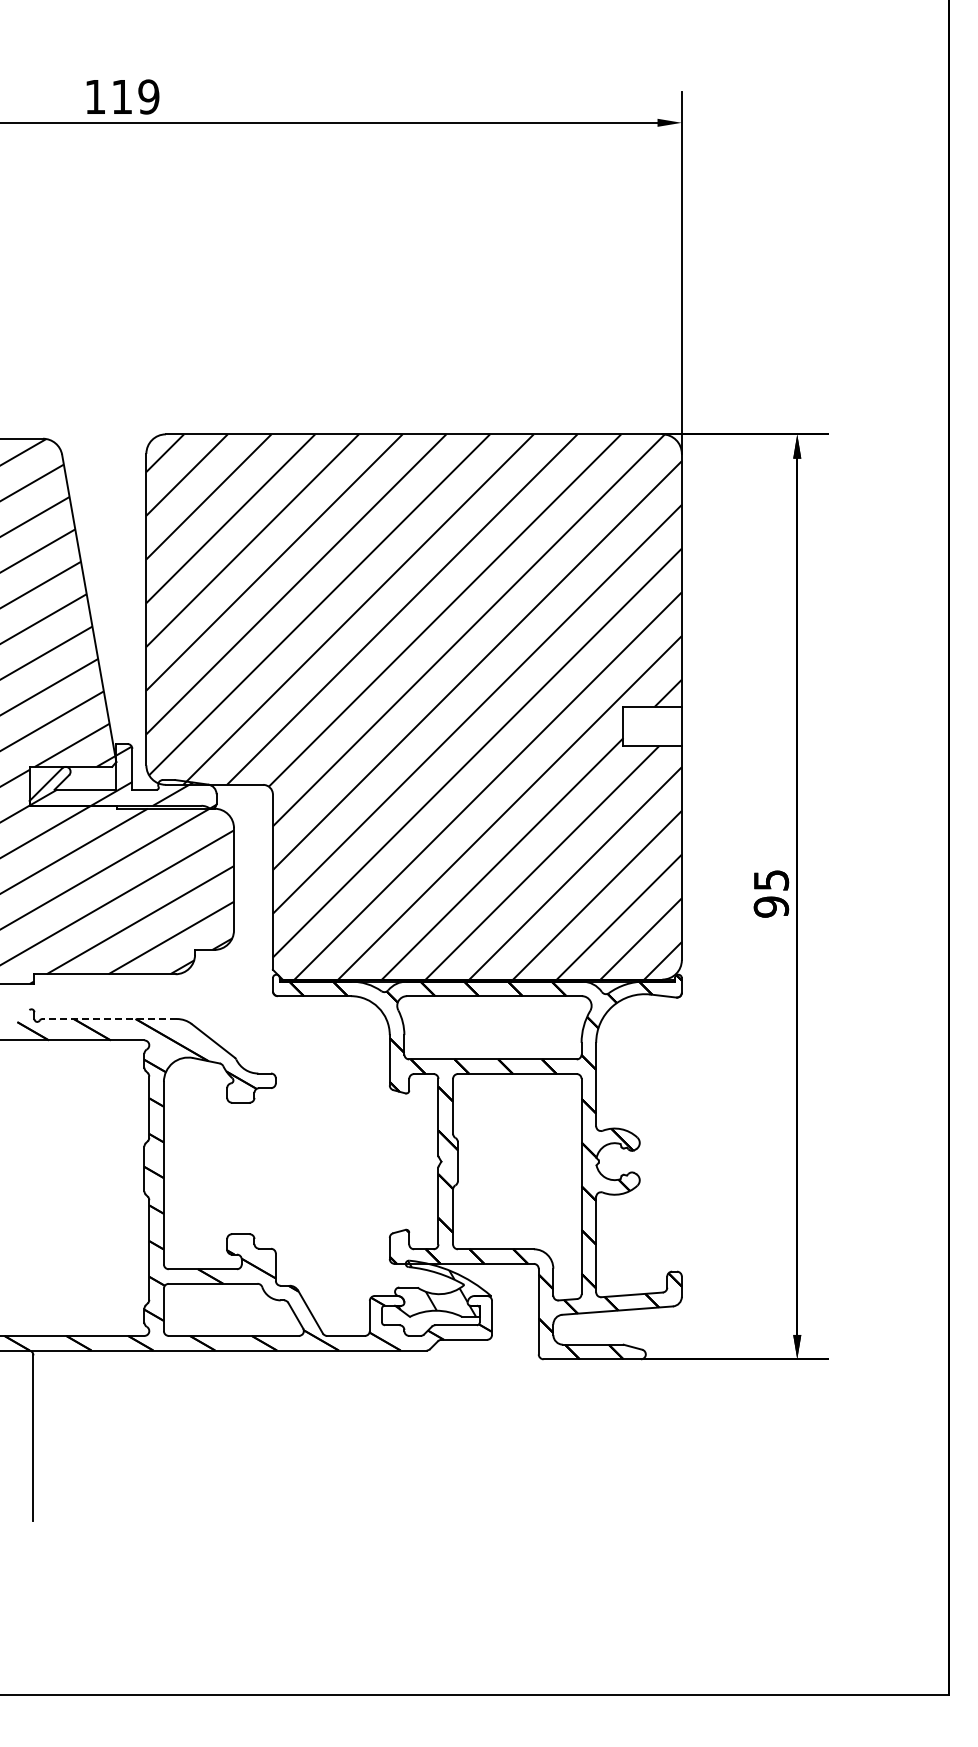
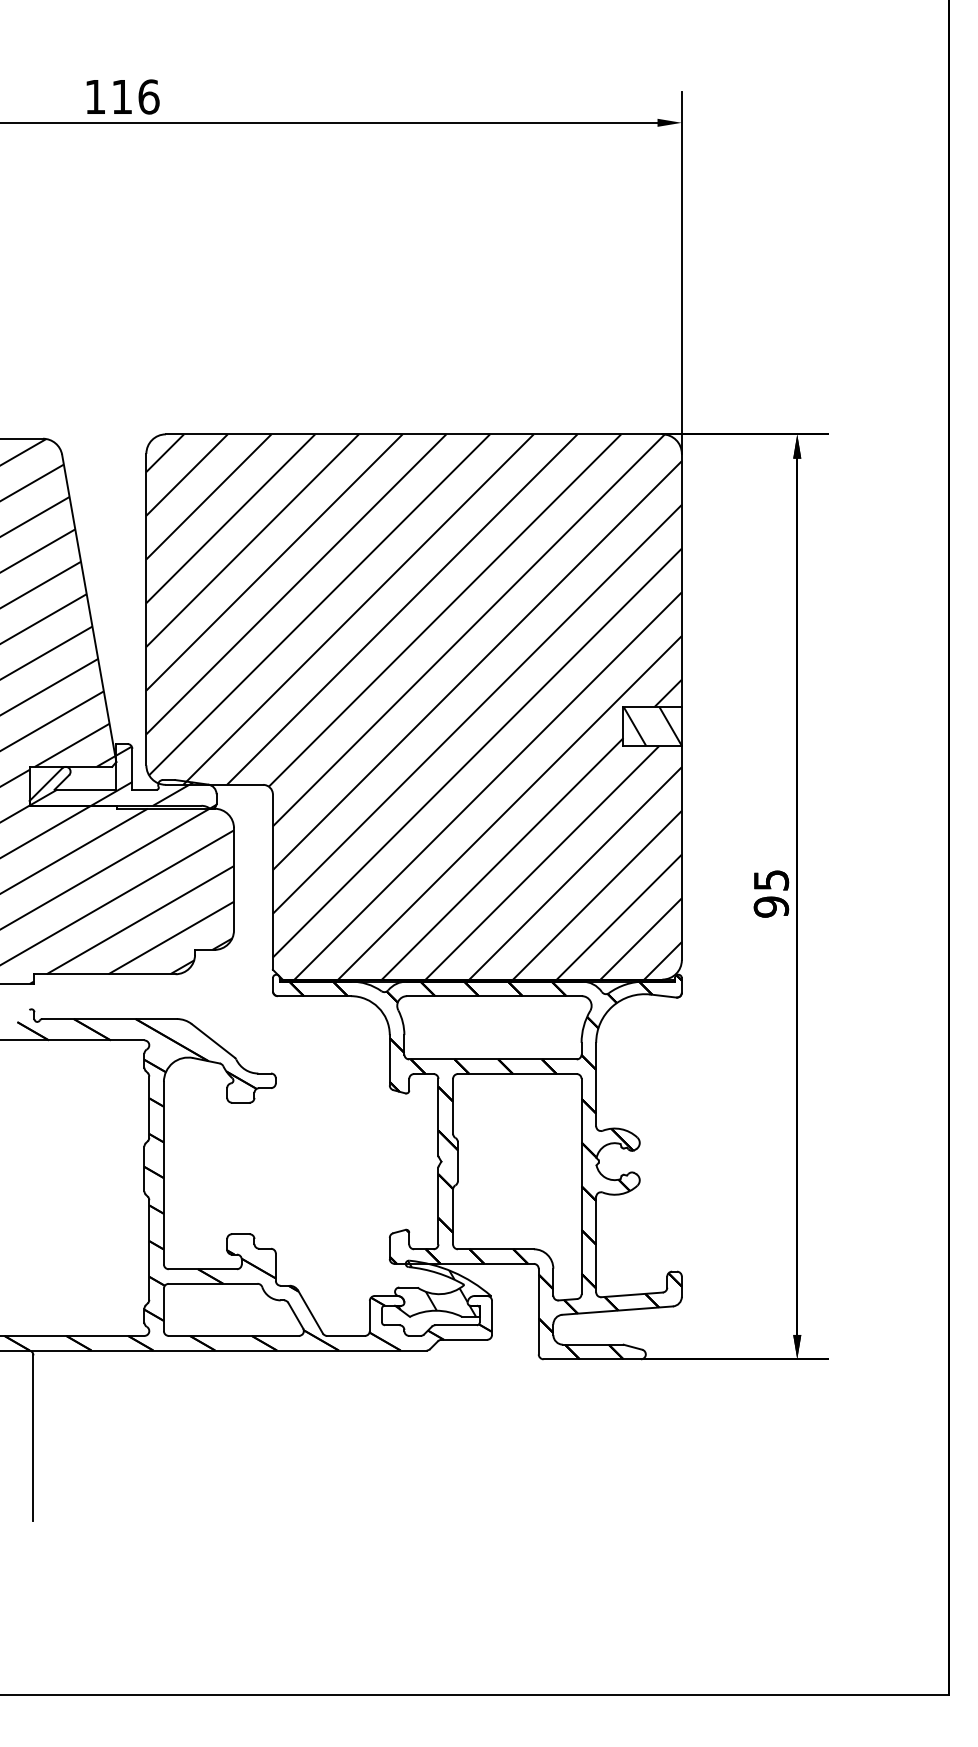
text: 119 -> 116 (148, 96)
hatch: none -> present (652, 725)
line: dashed -> solid (109, 1019)
